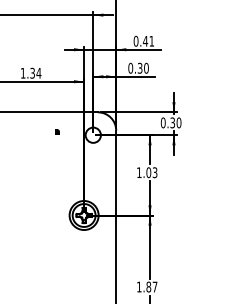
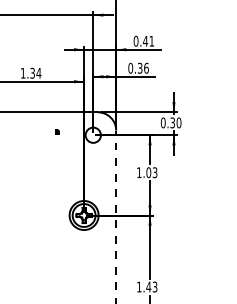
text: 0.30 -> 0.36 (146, 67)
line: solid -> dashed (116, 216)
text: 1.87 -> 1.43 (151, 286)
